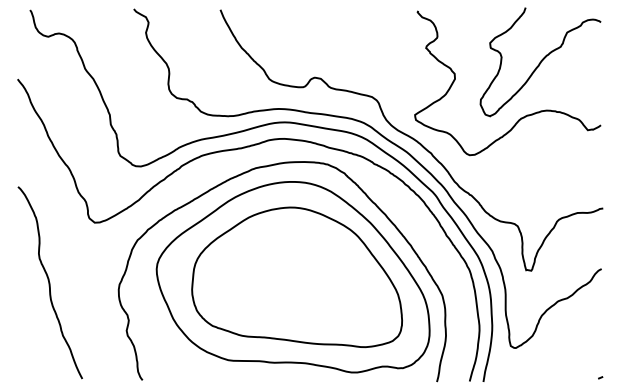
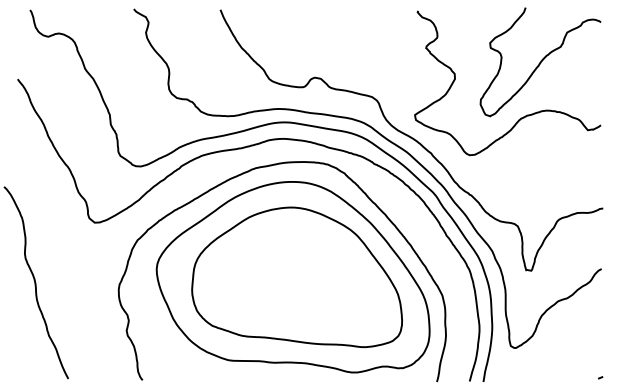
curve position: (49, 282) -> (35, 282) (35, 282)
